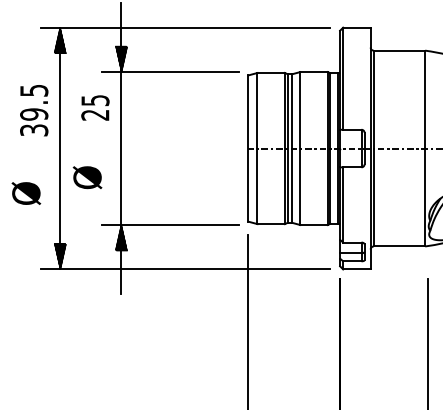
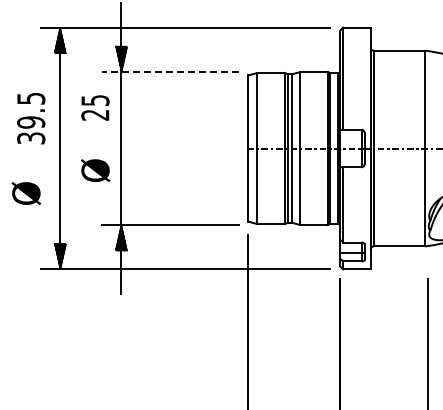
line: solid -> dashed (169, 72)
text position: (34, 110) -> (31, 118) (31, 118)
text position: (87, 177) -> (95, 170) (95, 170)
